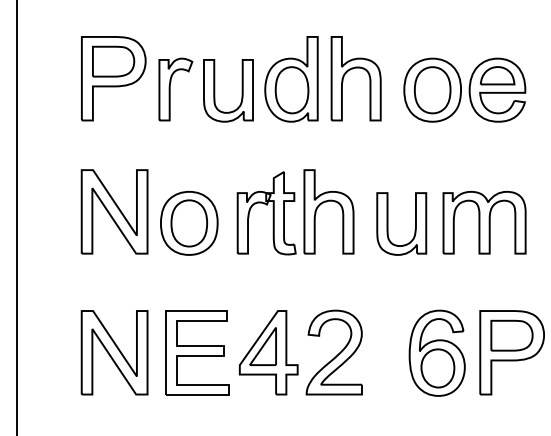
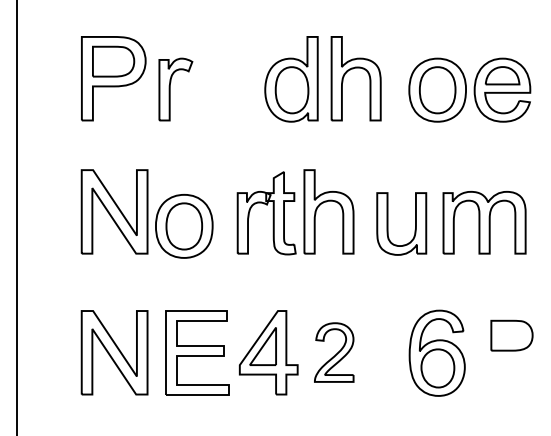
part position: (464, 89) -> (469, 89) (469, 89)
part: present -> none (215, 90)
part position: (189, 223) -> (184, 226) (184, 226)
part size: 58x87 px -> 41x61 px (334, 352)
part: present -> none (511, 352)
